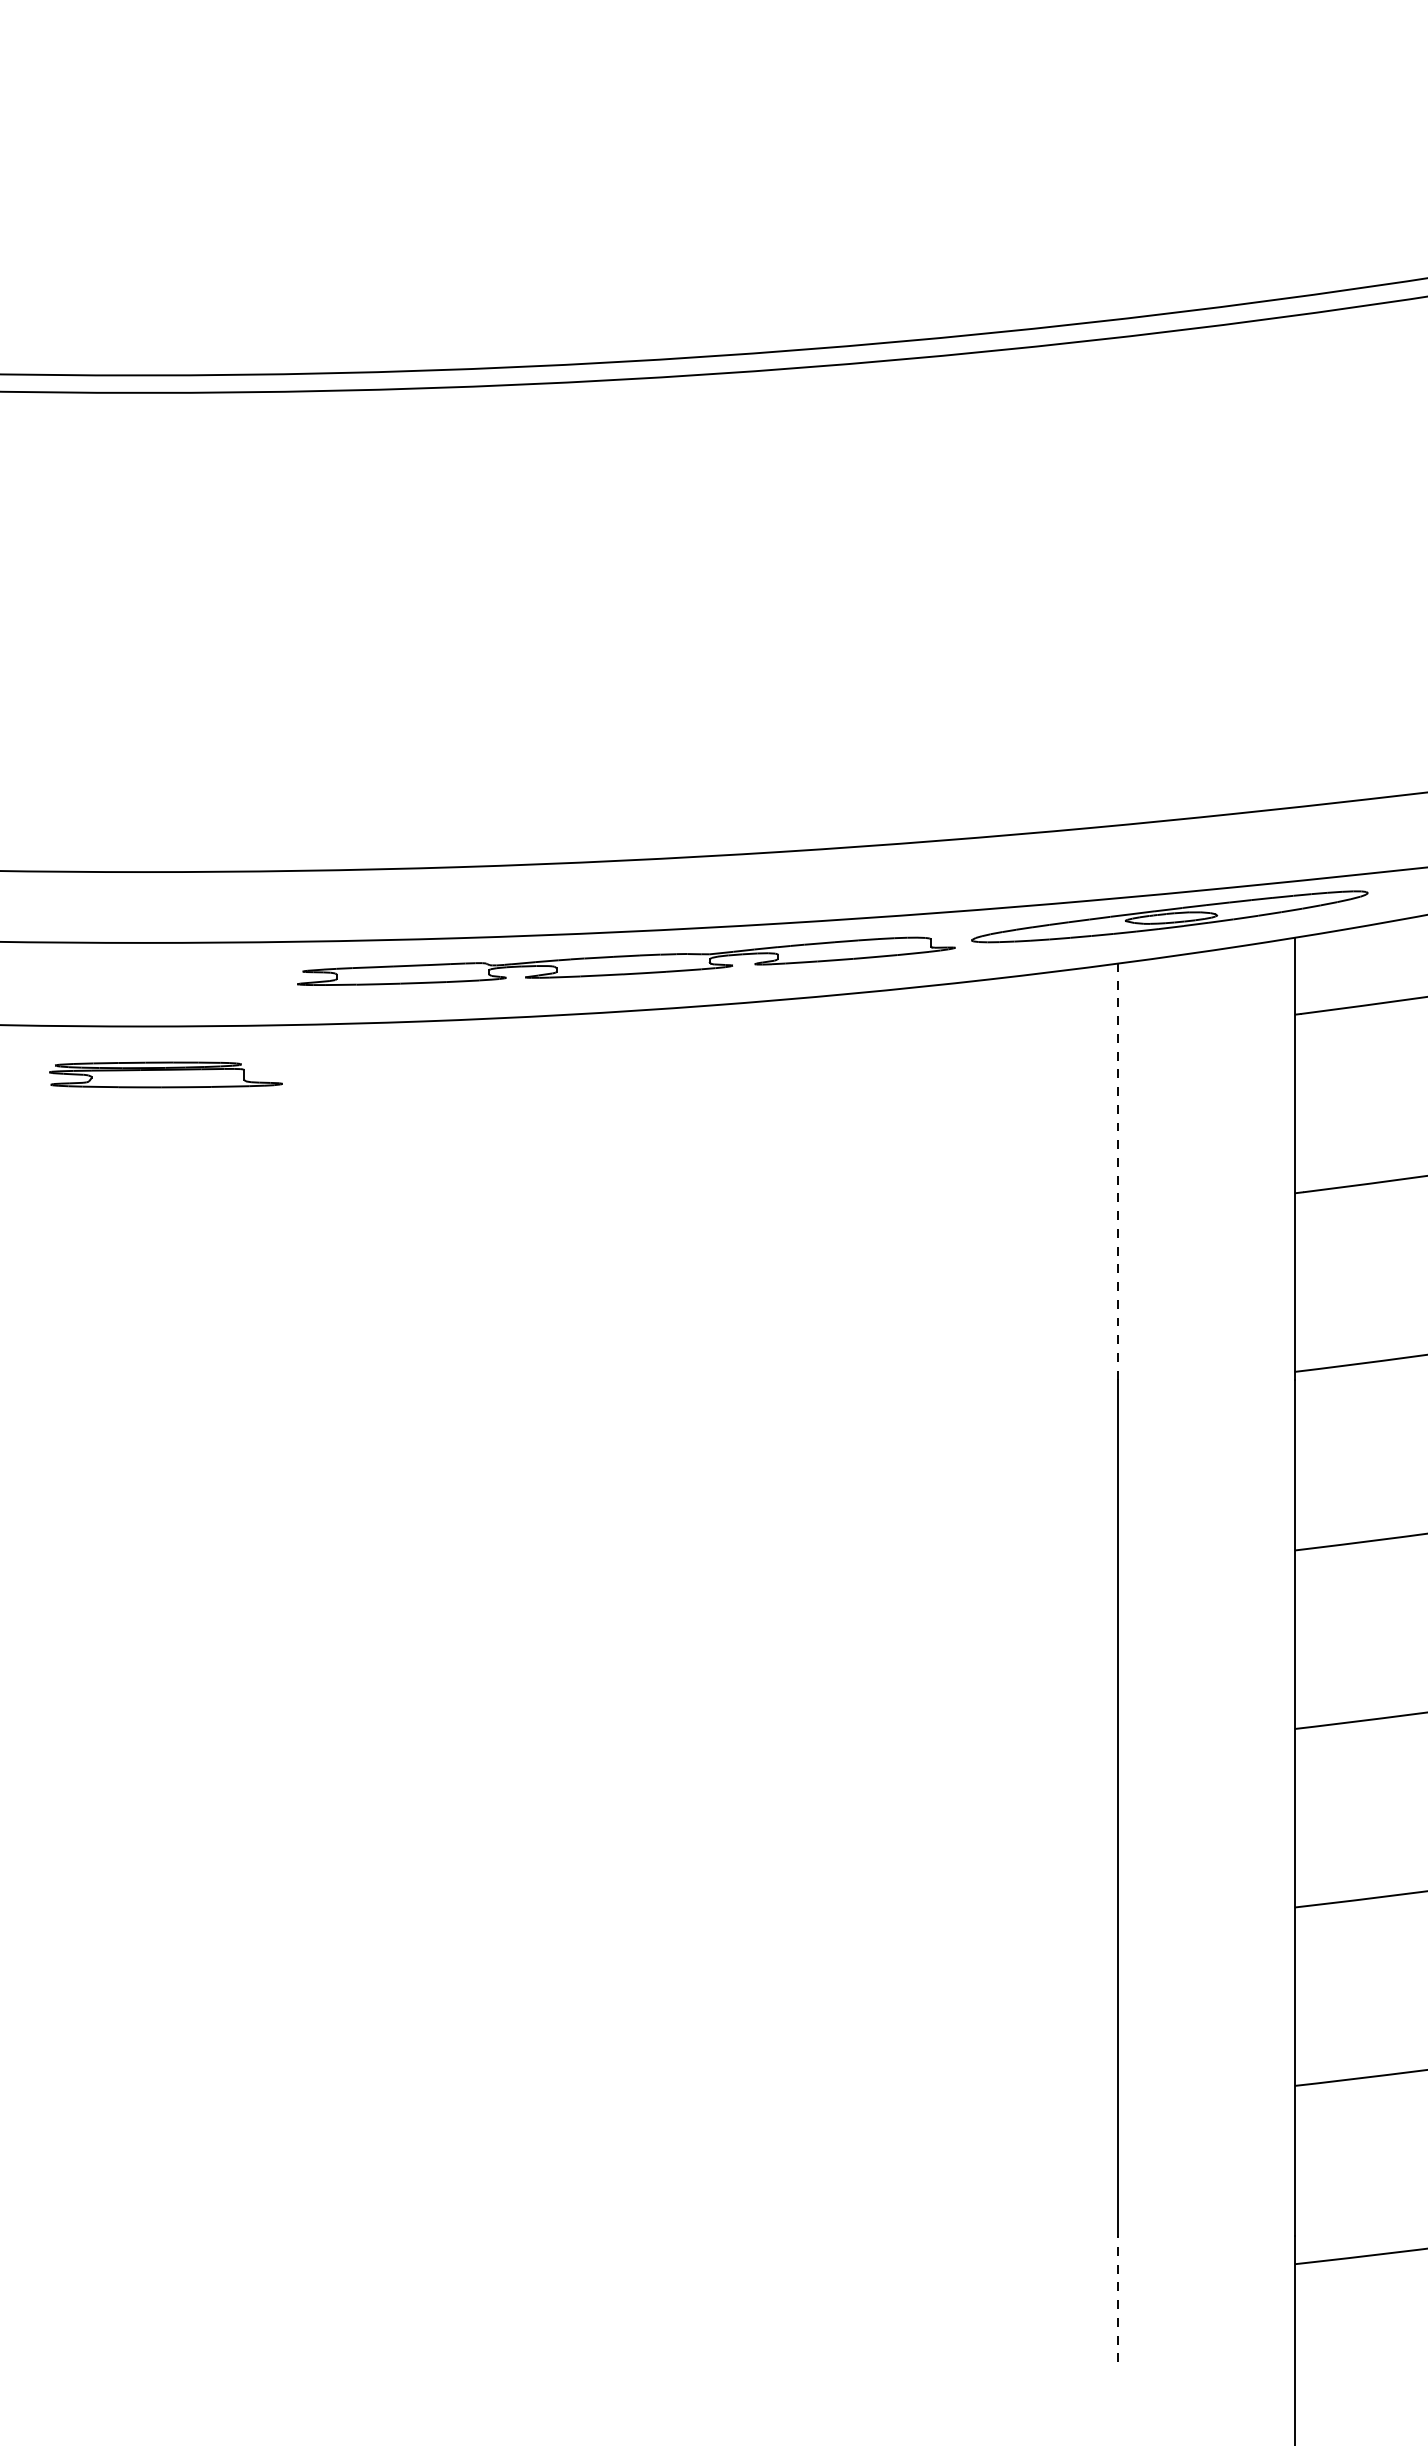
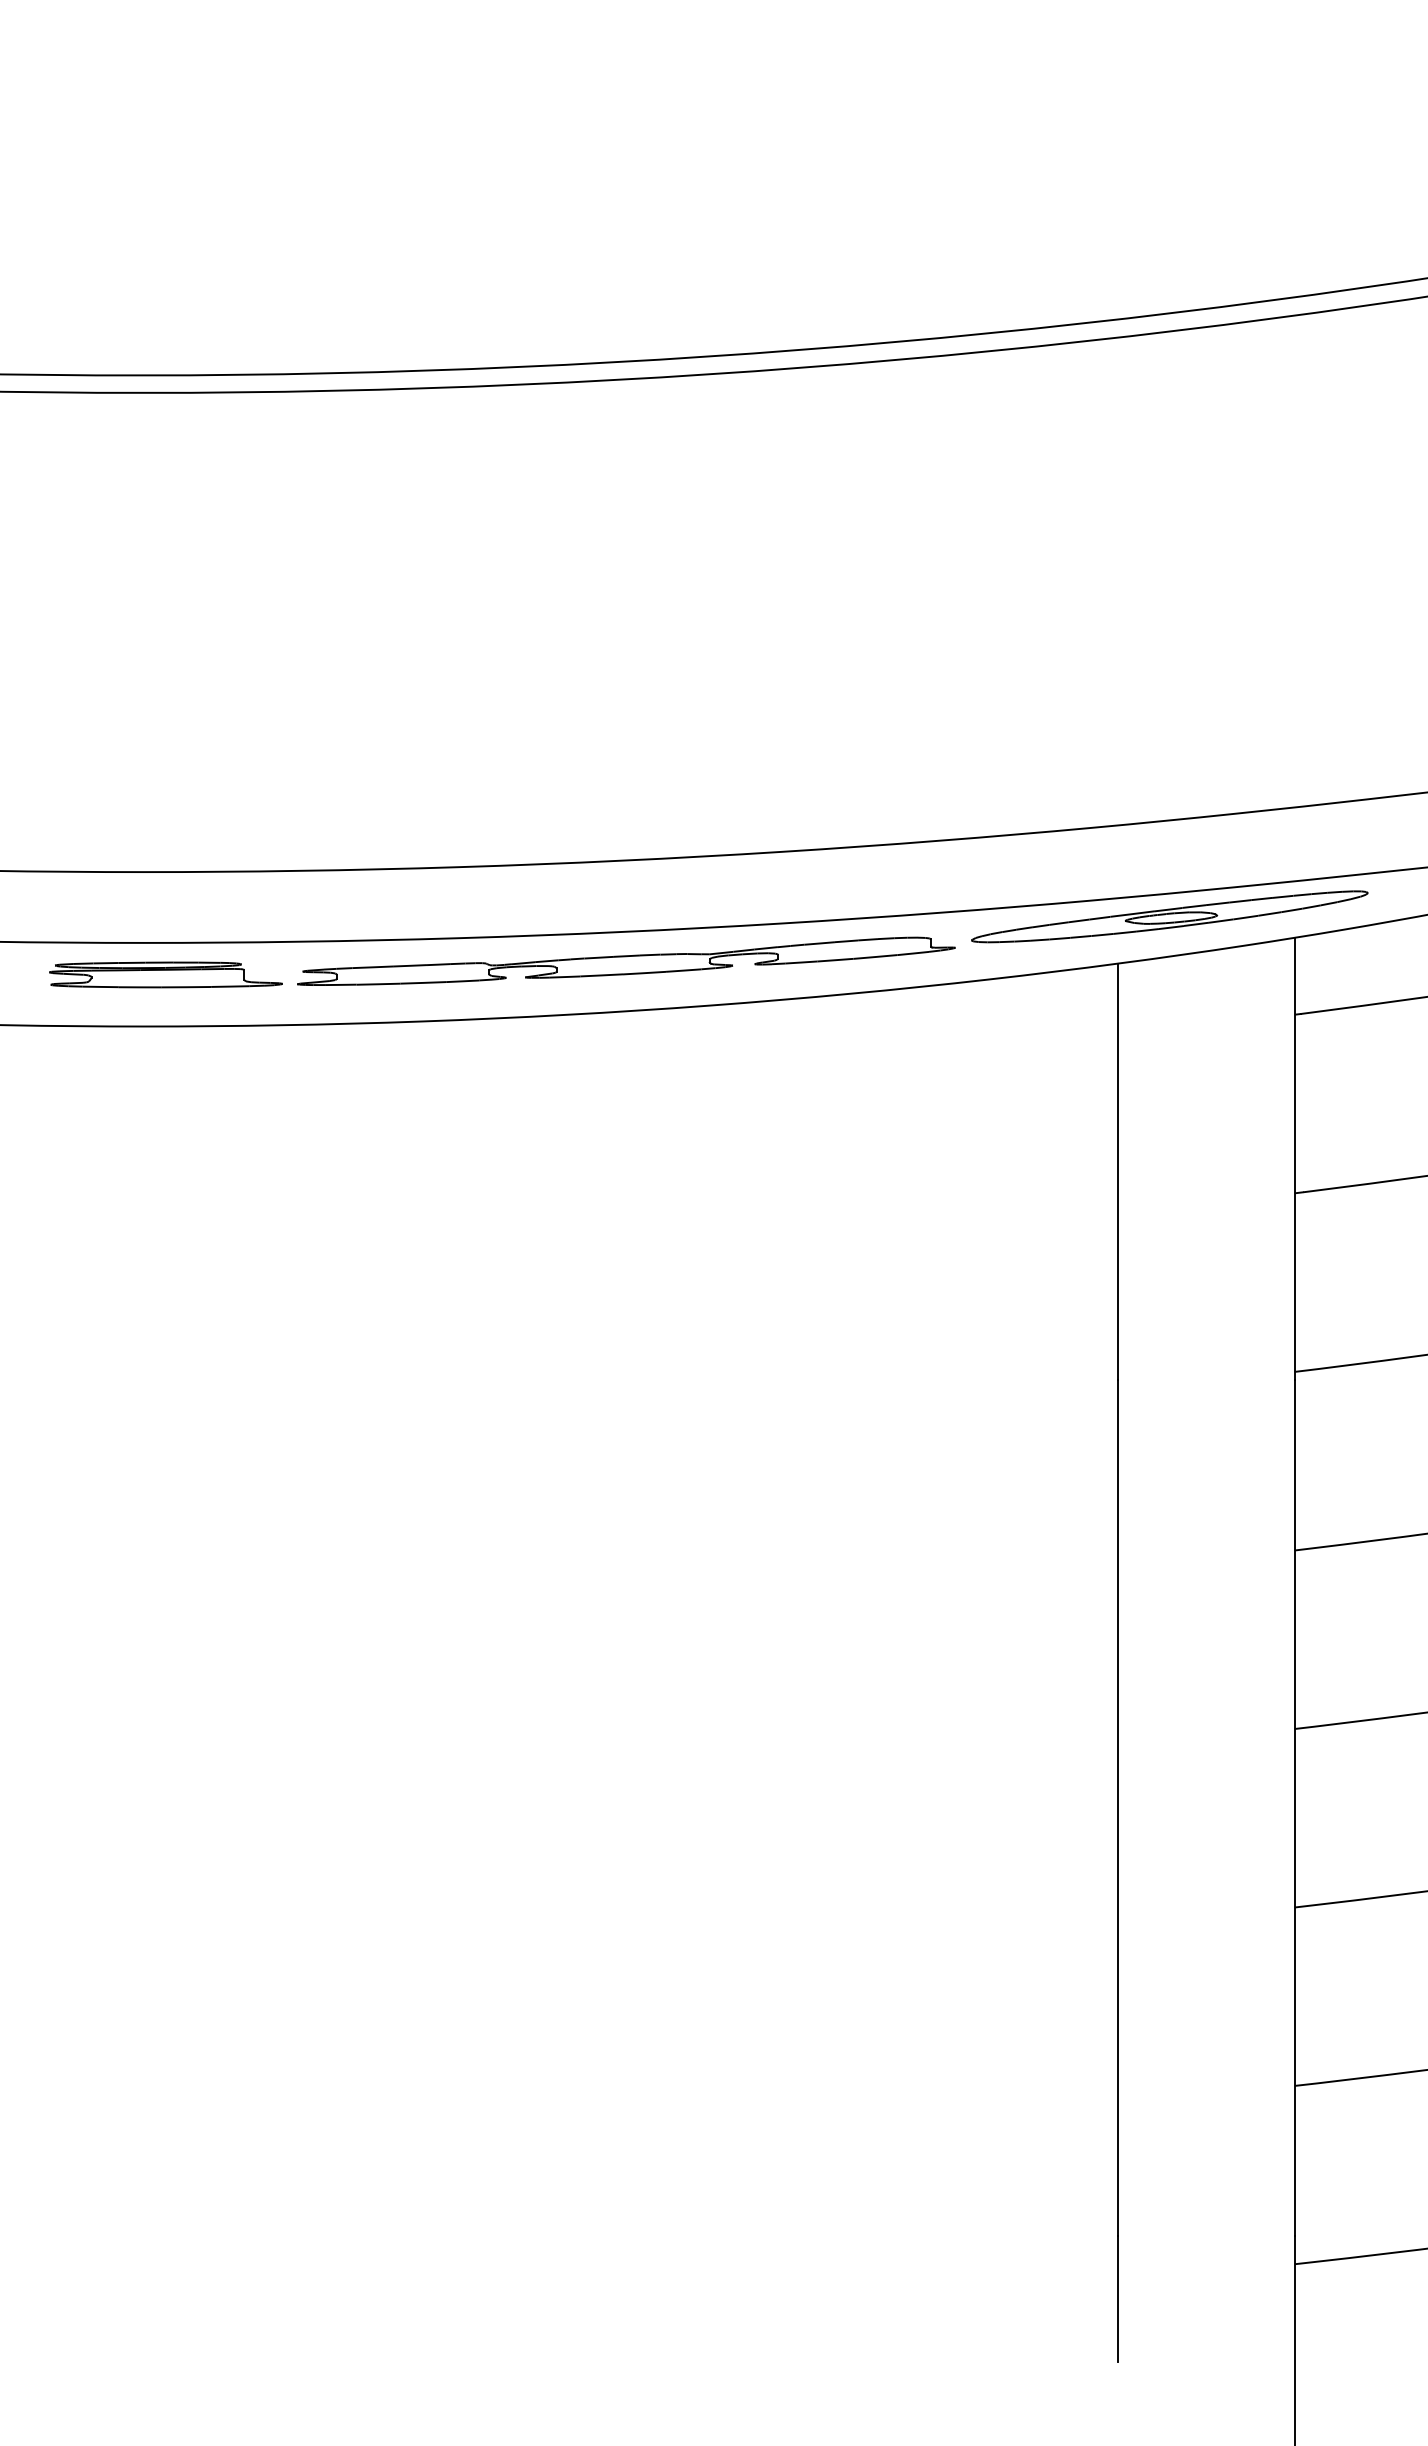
part position: (165, 1074) -> (165, 974) (165, 974)
line: dashed -> solid (1117, 1171)
line: dashed -> solid (1117, 2298)
